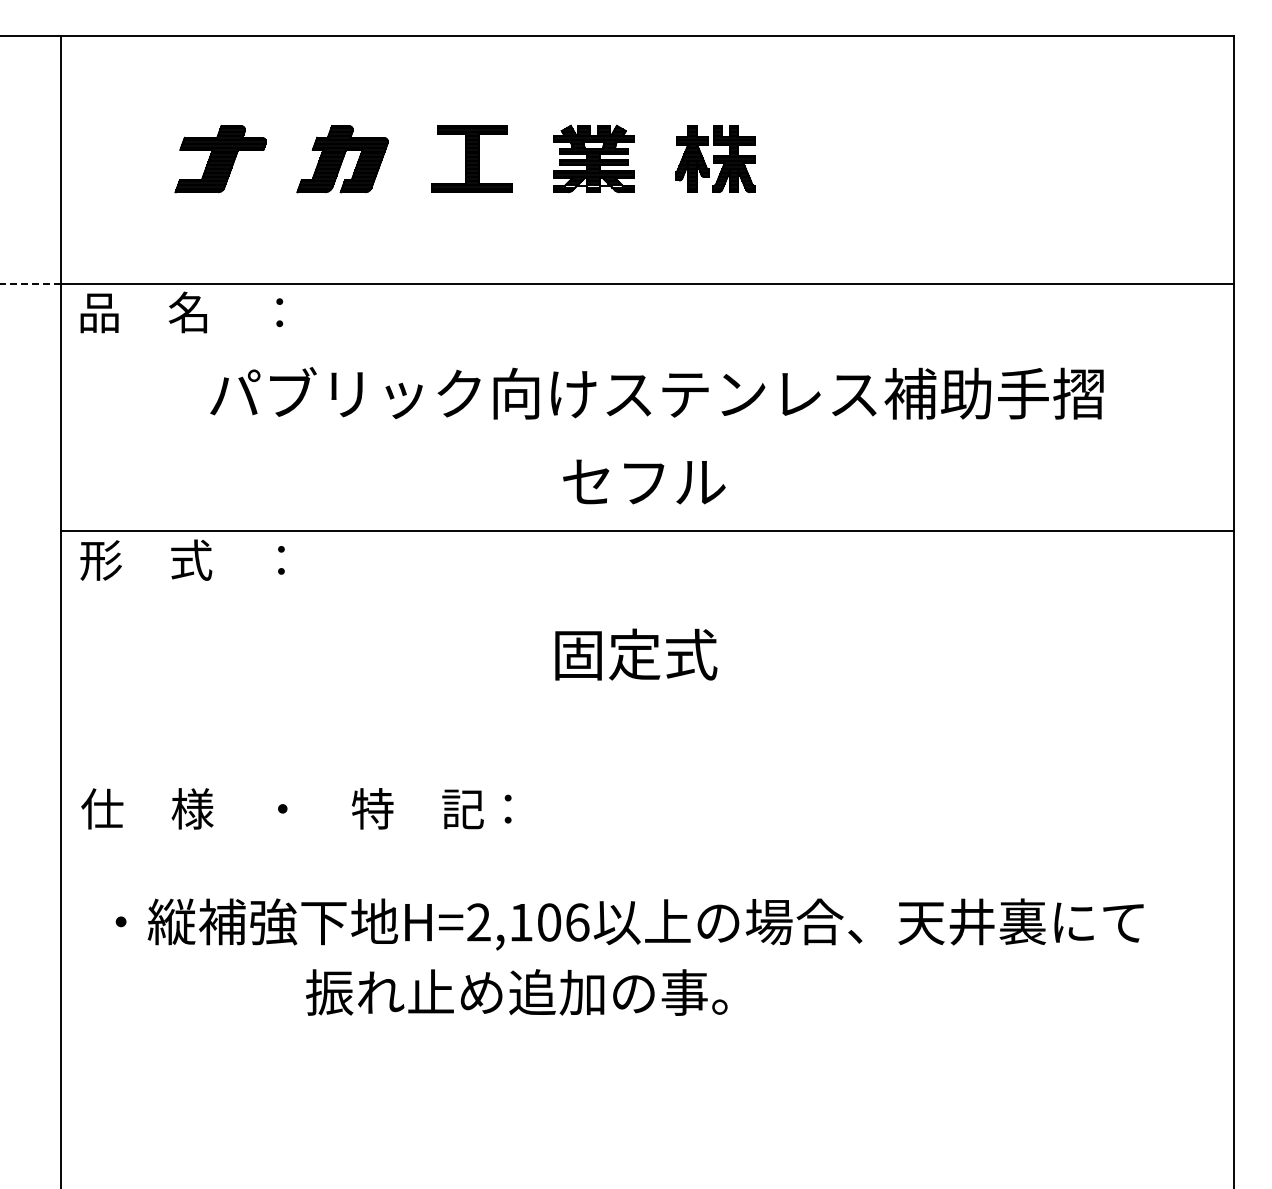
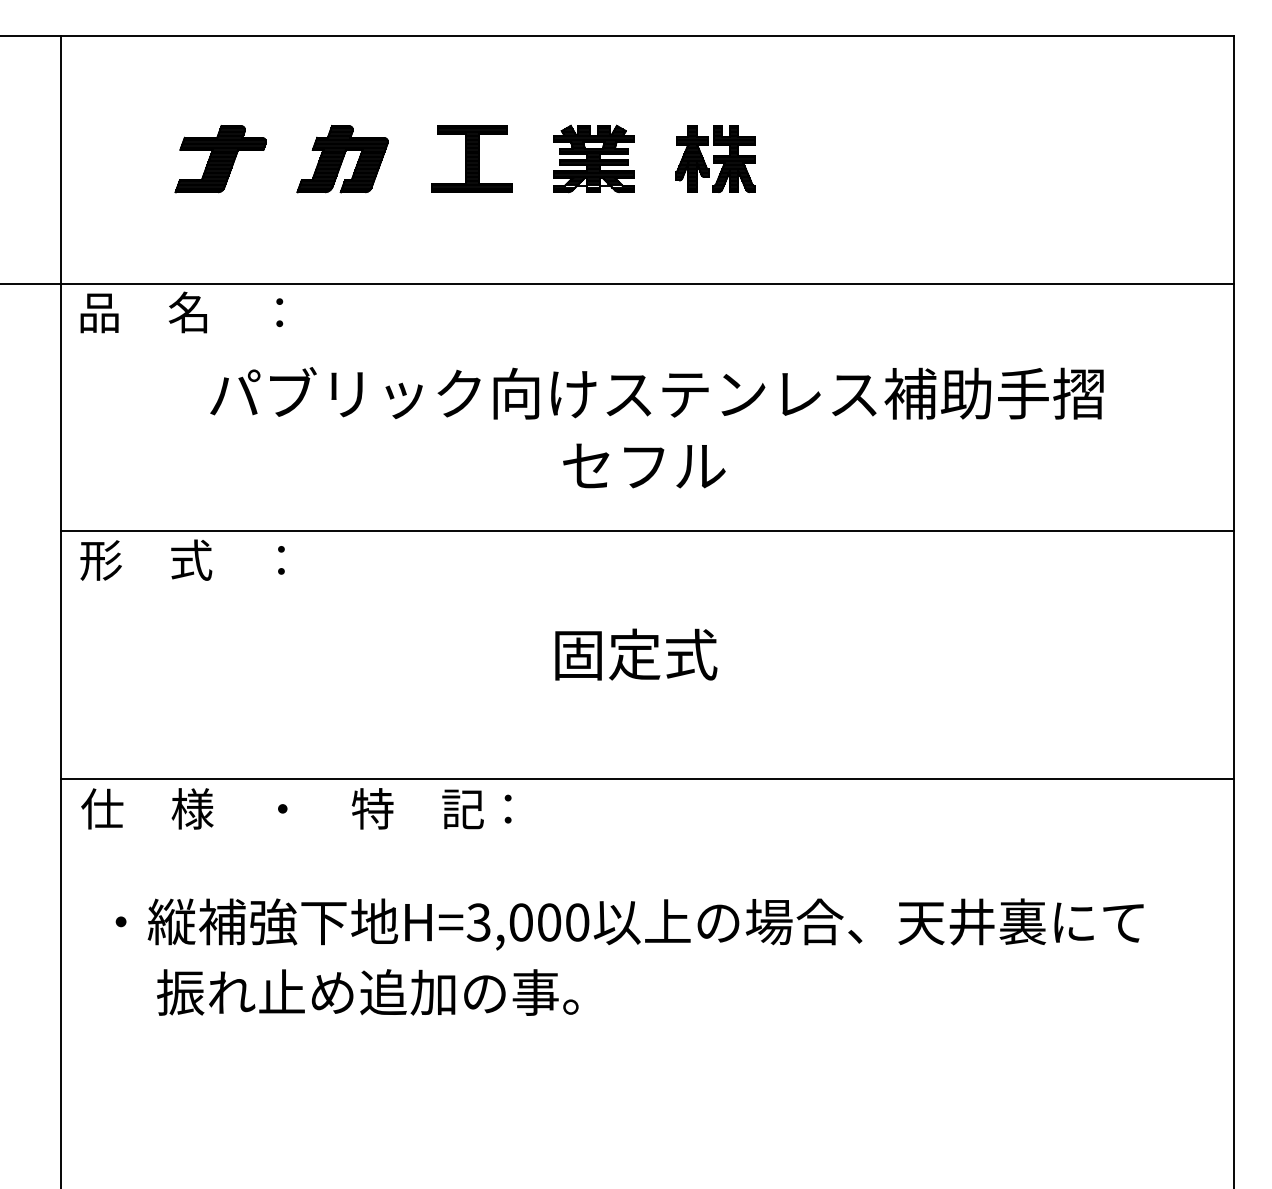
line: dashed -> solid (30, 283)
text position: (644, 481) -> (644, 465) (644, 465)
line: none -> present (646, 779)
text: H=2,106 -> H=3,000 (527, 922)
text position: (516, 992) -> (367, 992) (367, 992)
